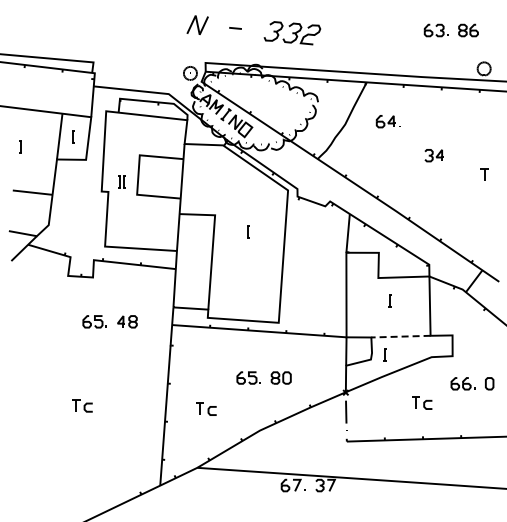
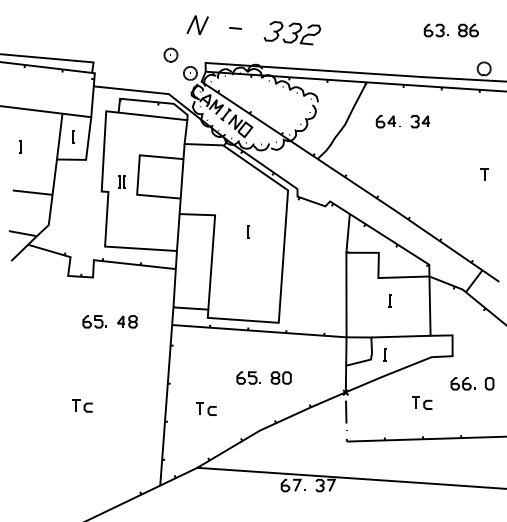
part: none -> present (170, 54)
part position: (433, 155) -> (419, 121) (419, 121)
line: dashed -> solid (400, 336)
